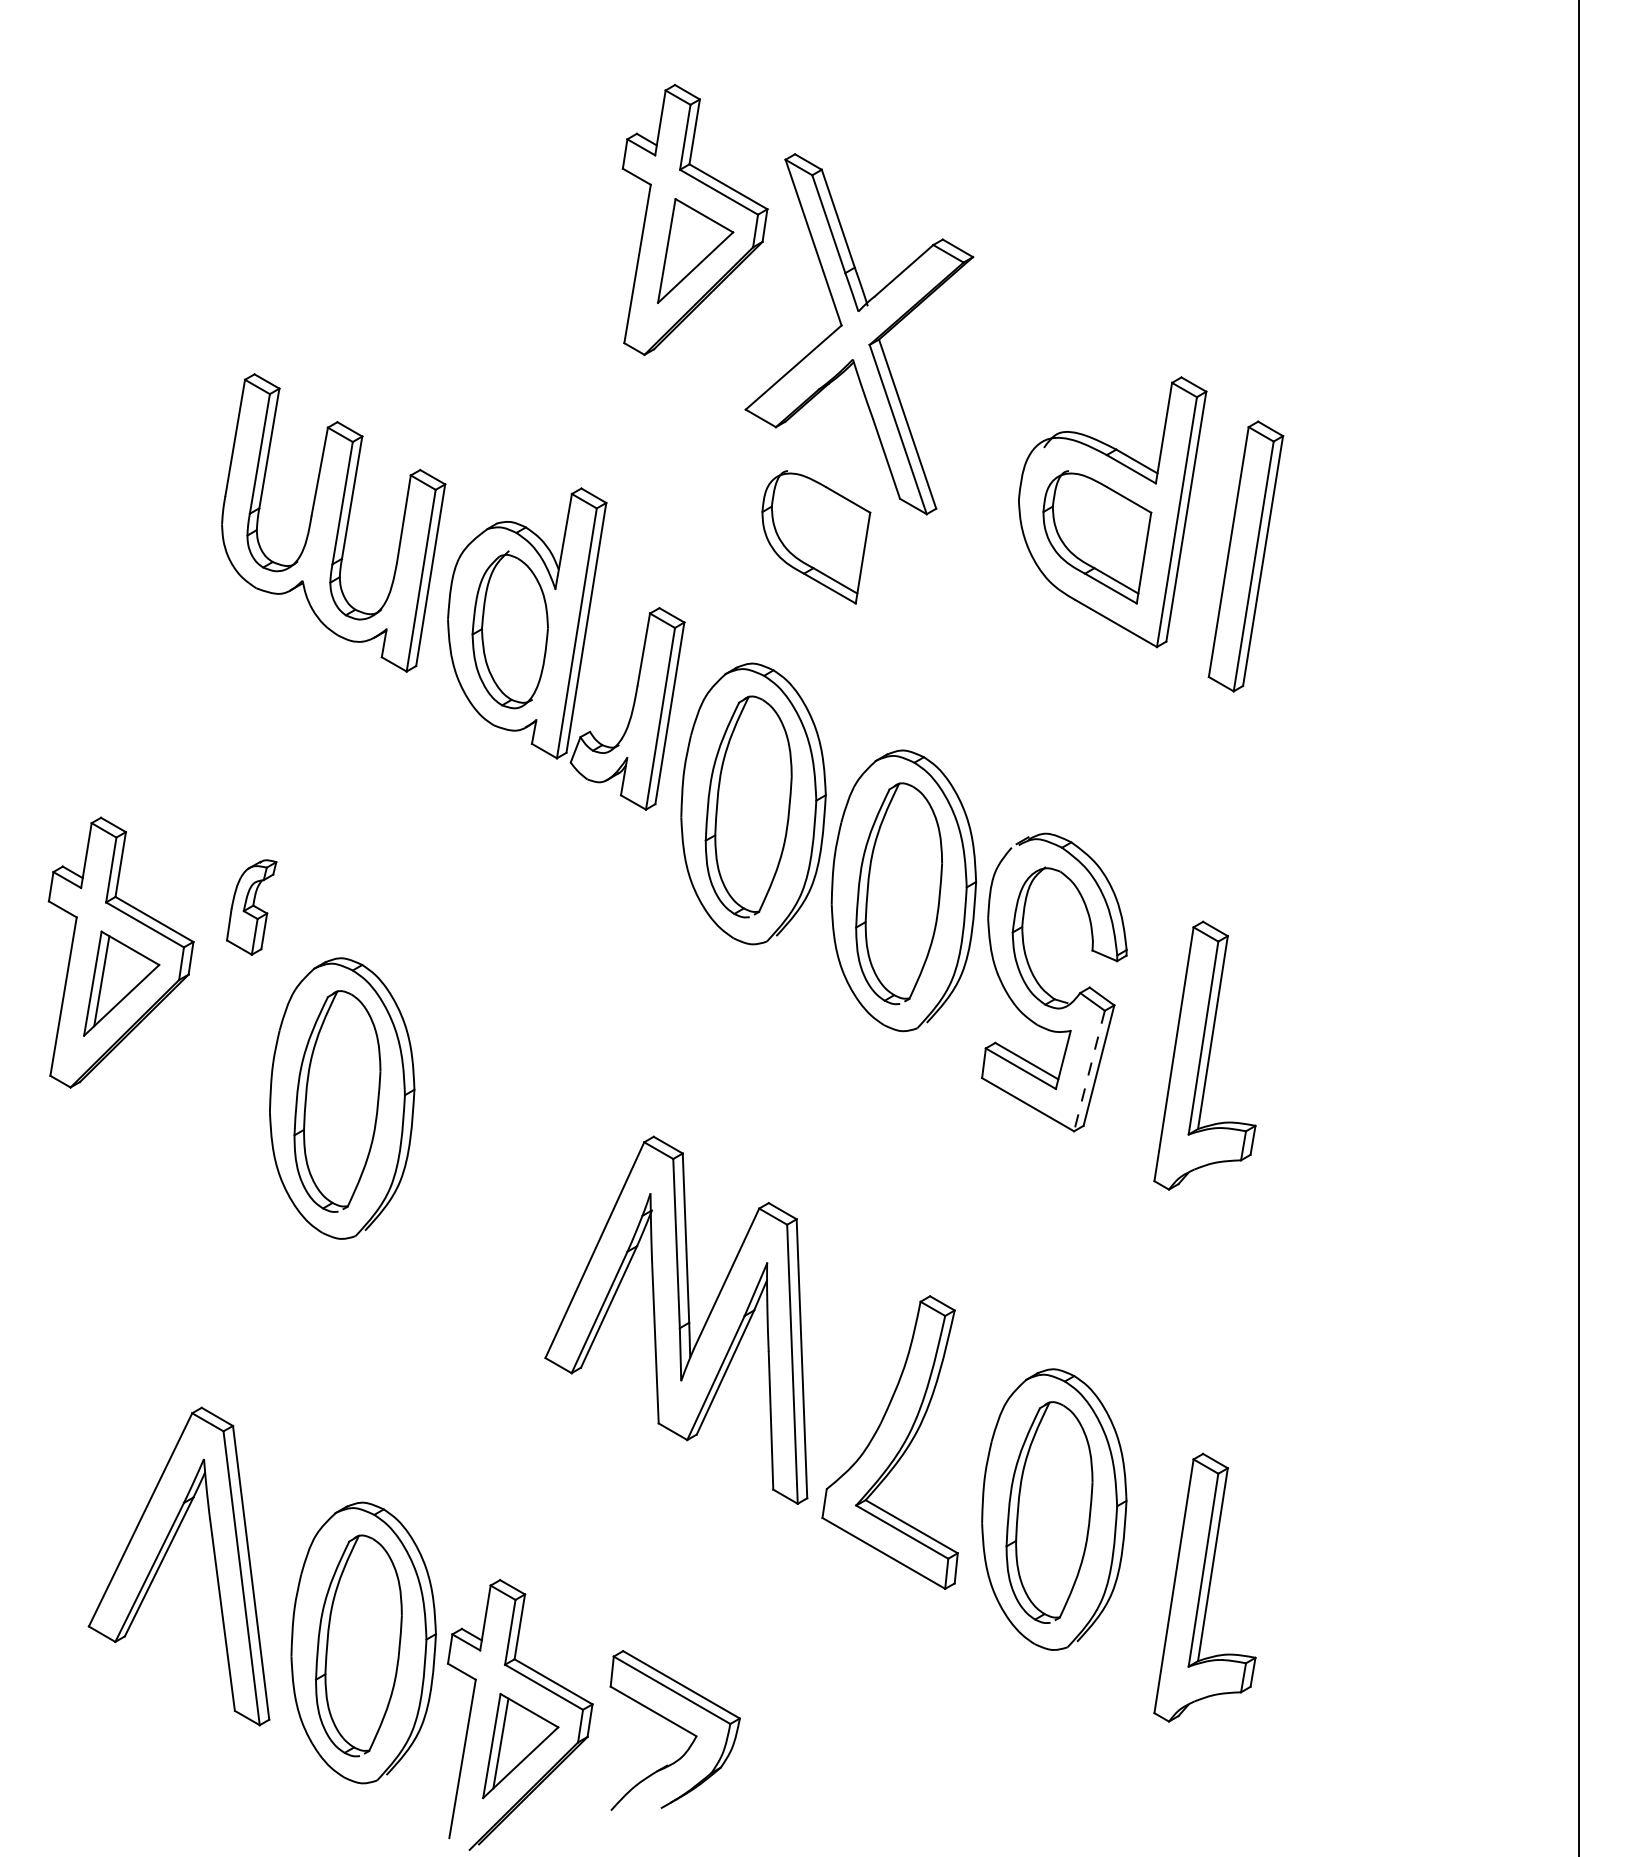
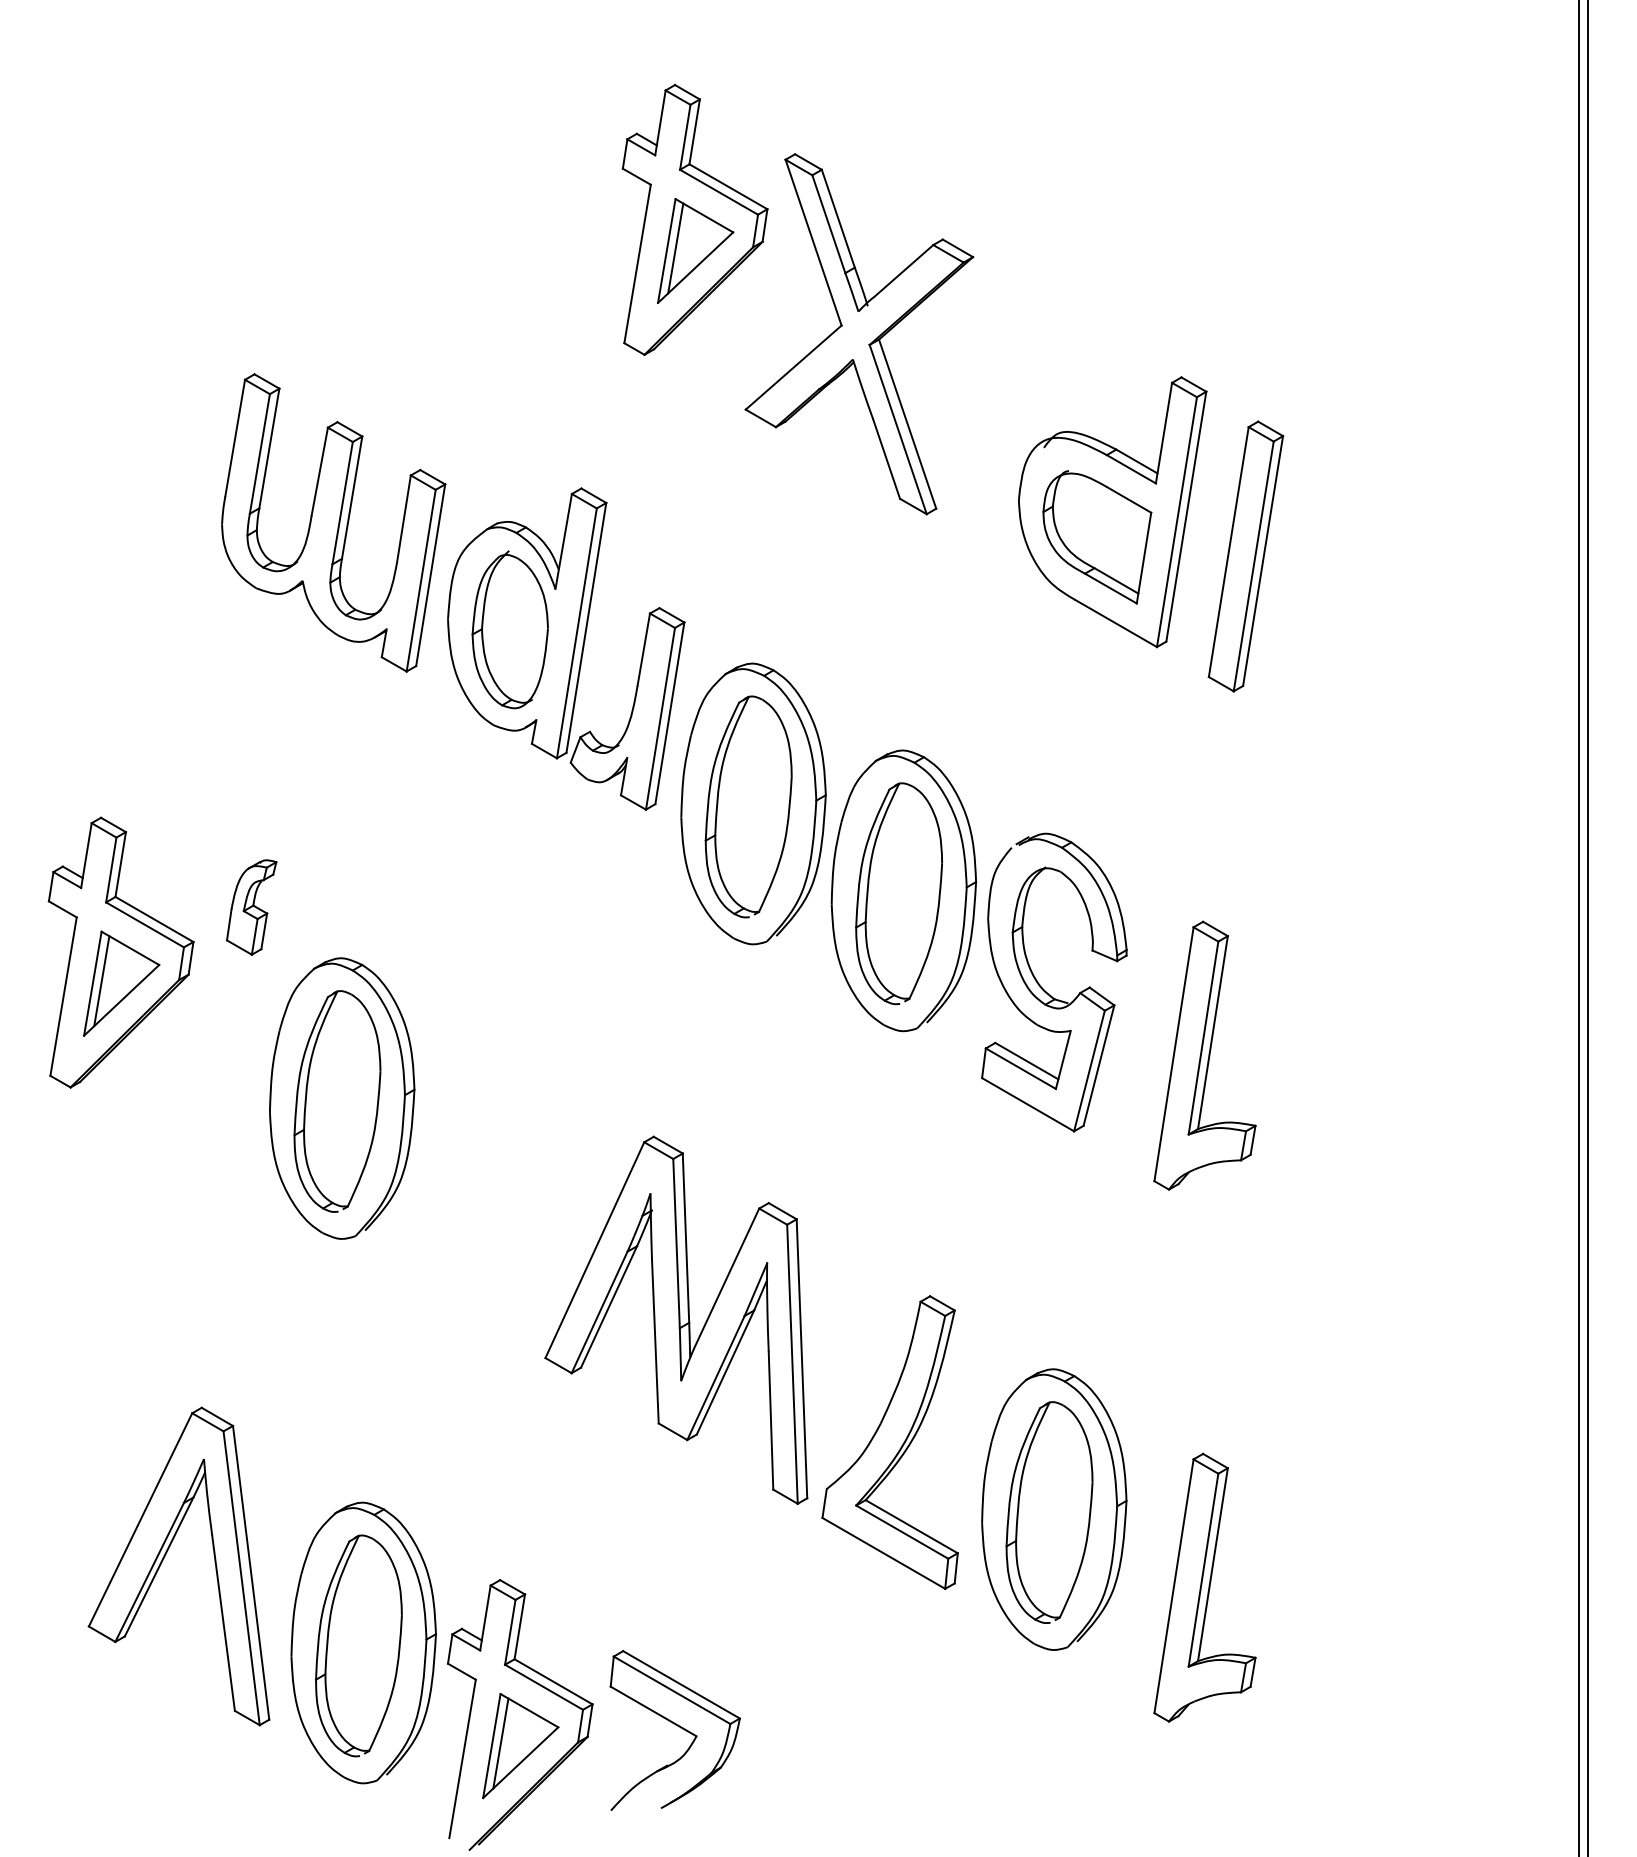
line: none -> present (675, 248)
part: present -> none (816, 537)
line: none -> present (1588, 927)
line: dashed -> solid (1089, 1071)
